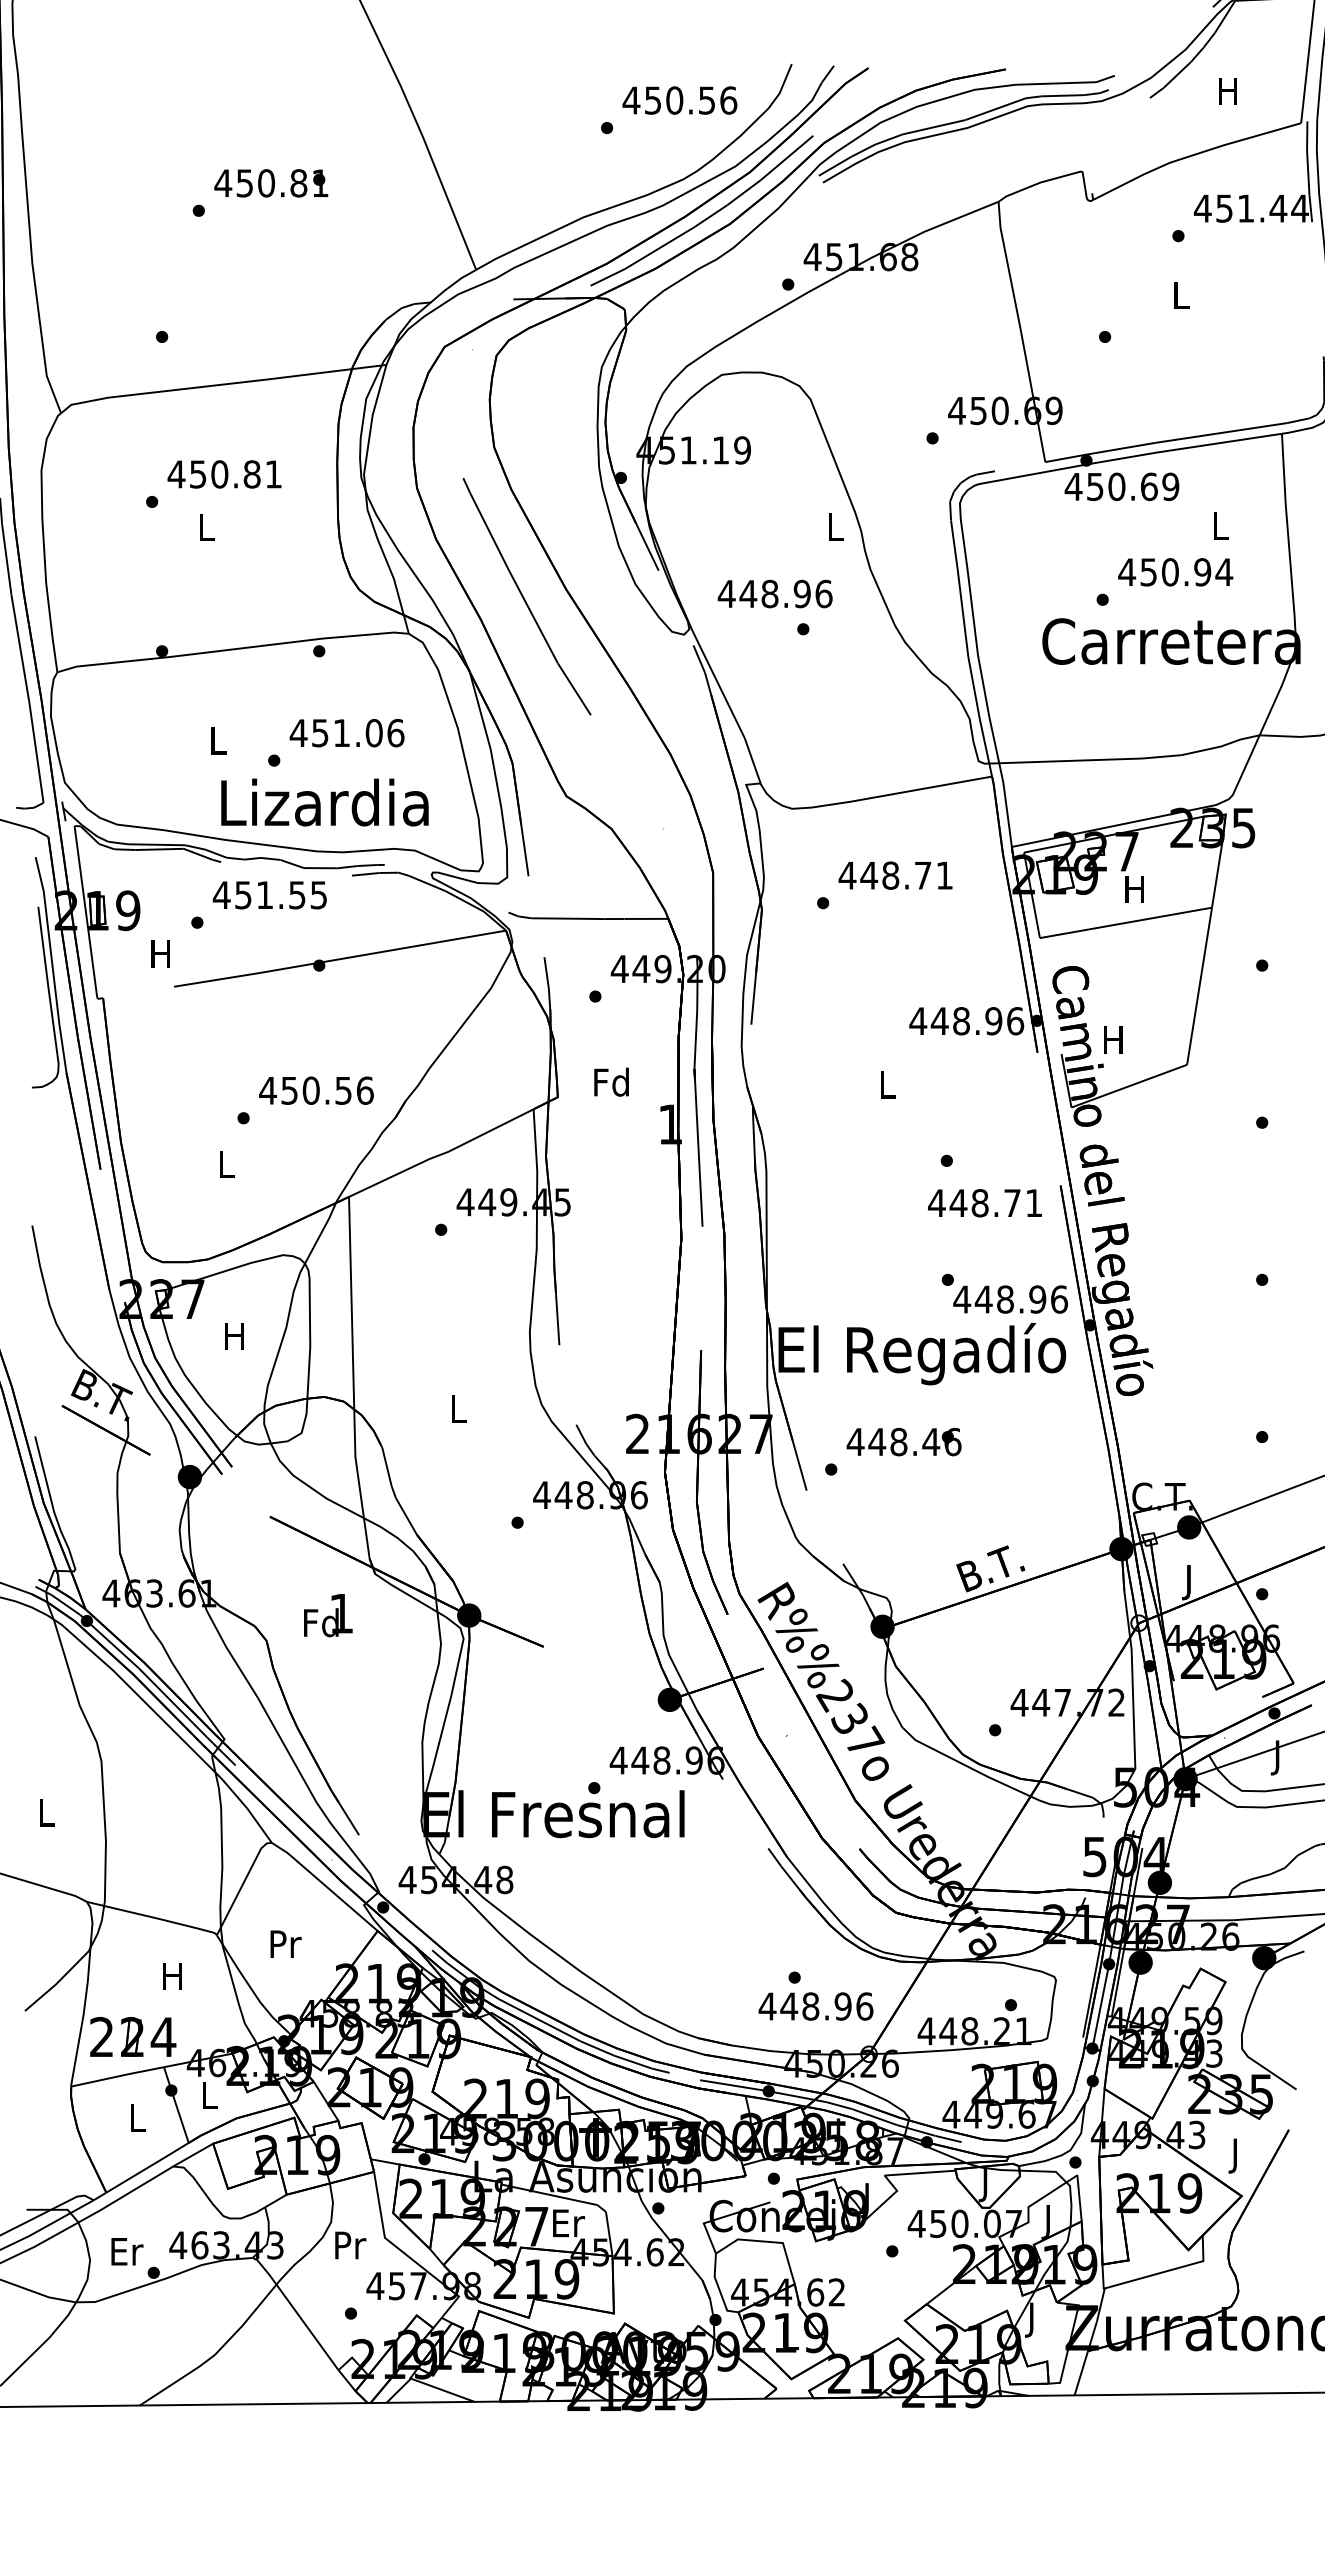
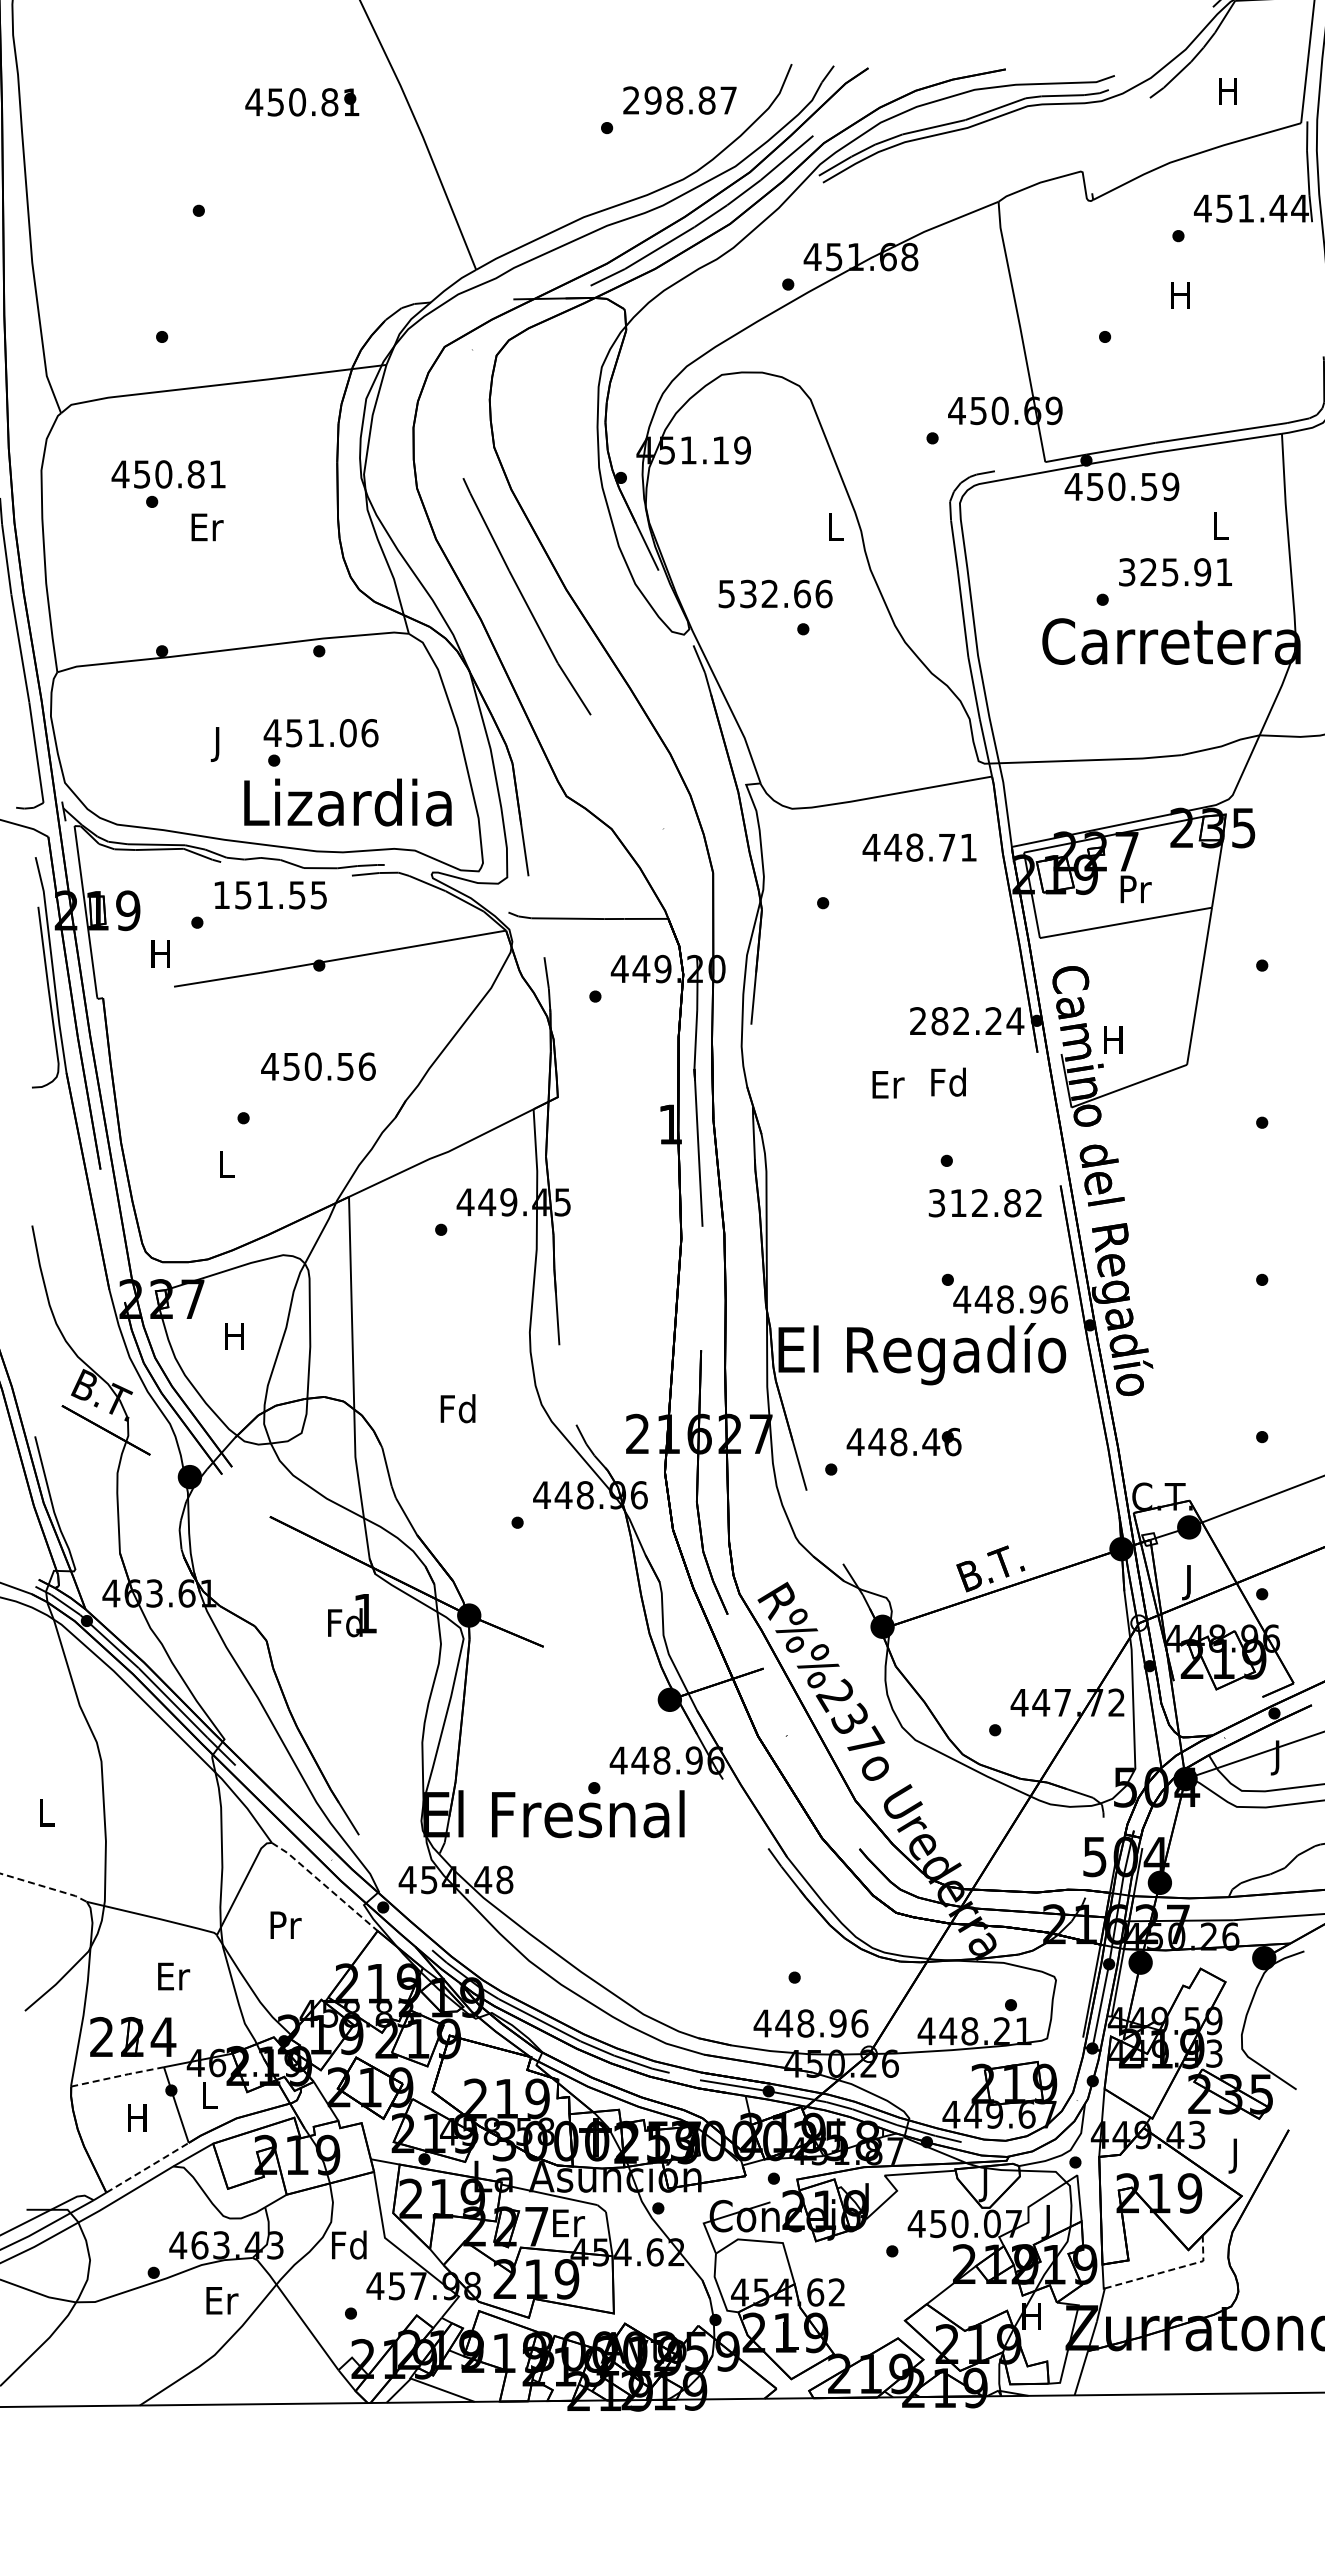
text: 450.56 -> 298.87 (679, 100)
text position: (271, 183) -> (302, 102) (302, 102)
text: L -> H (1180, 295)
text position: (224, 474) -> (168, 474) (168, 474)
text: 450.69 -> 450.59 (1149, 486)
text: L -> Er (207, 527)
text: 450.94 -> 325.91 (1175, 572)
text: 448.96 -> 532.66 (763, 593)
text position: (346, 733) -> (320, 733) (320, 733)
text: L -> J (218, 744)
text position: (324, 802) -> (347, 802) (347, 802)
text position: (895, 875) -> (919, 847) (919, 847)
text: H -> Pr (1135, 889)
text: 451.55 -> 151.55 (221, 894)
text: 448.96 -> 282.24 (966, 1021)
text position: (611, 1081) -> (948, 1081) (948, 1081)
text: L -> Er (888, 1084)
text position: (316, 1090) -> (318, 1066) (318, 1066)
text: 448.71 -> 312.82 (984, 1203)
text: L -> Fd (457, 1408)
text position: (328, 1615) -> (352, 1615) (352, 1615)
line: solid -> dashed (325, 1885)
line: solid -> dashed (44, 1886)
text position: (285, 1943) -> (285, 1924) (285, 1924)
text: H -> Er (174, 1976)
text position: (815, 2006) -> (810, 2023) (810, 2023)
line: solid -> dashed (117, 2076)
text: L -> H (137, 2117)
line: solid -> dashed (148, 2167)
text: Pr -> Fd (349, 2244)
text position: (127, 2251) -> (222, 2300) (222, 2300)
line: solid -> dashed (1167, 2271)
text: J -> H (1031, 2319)
